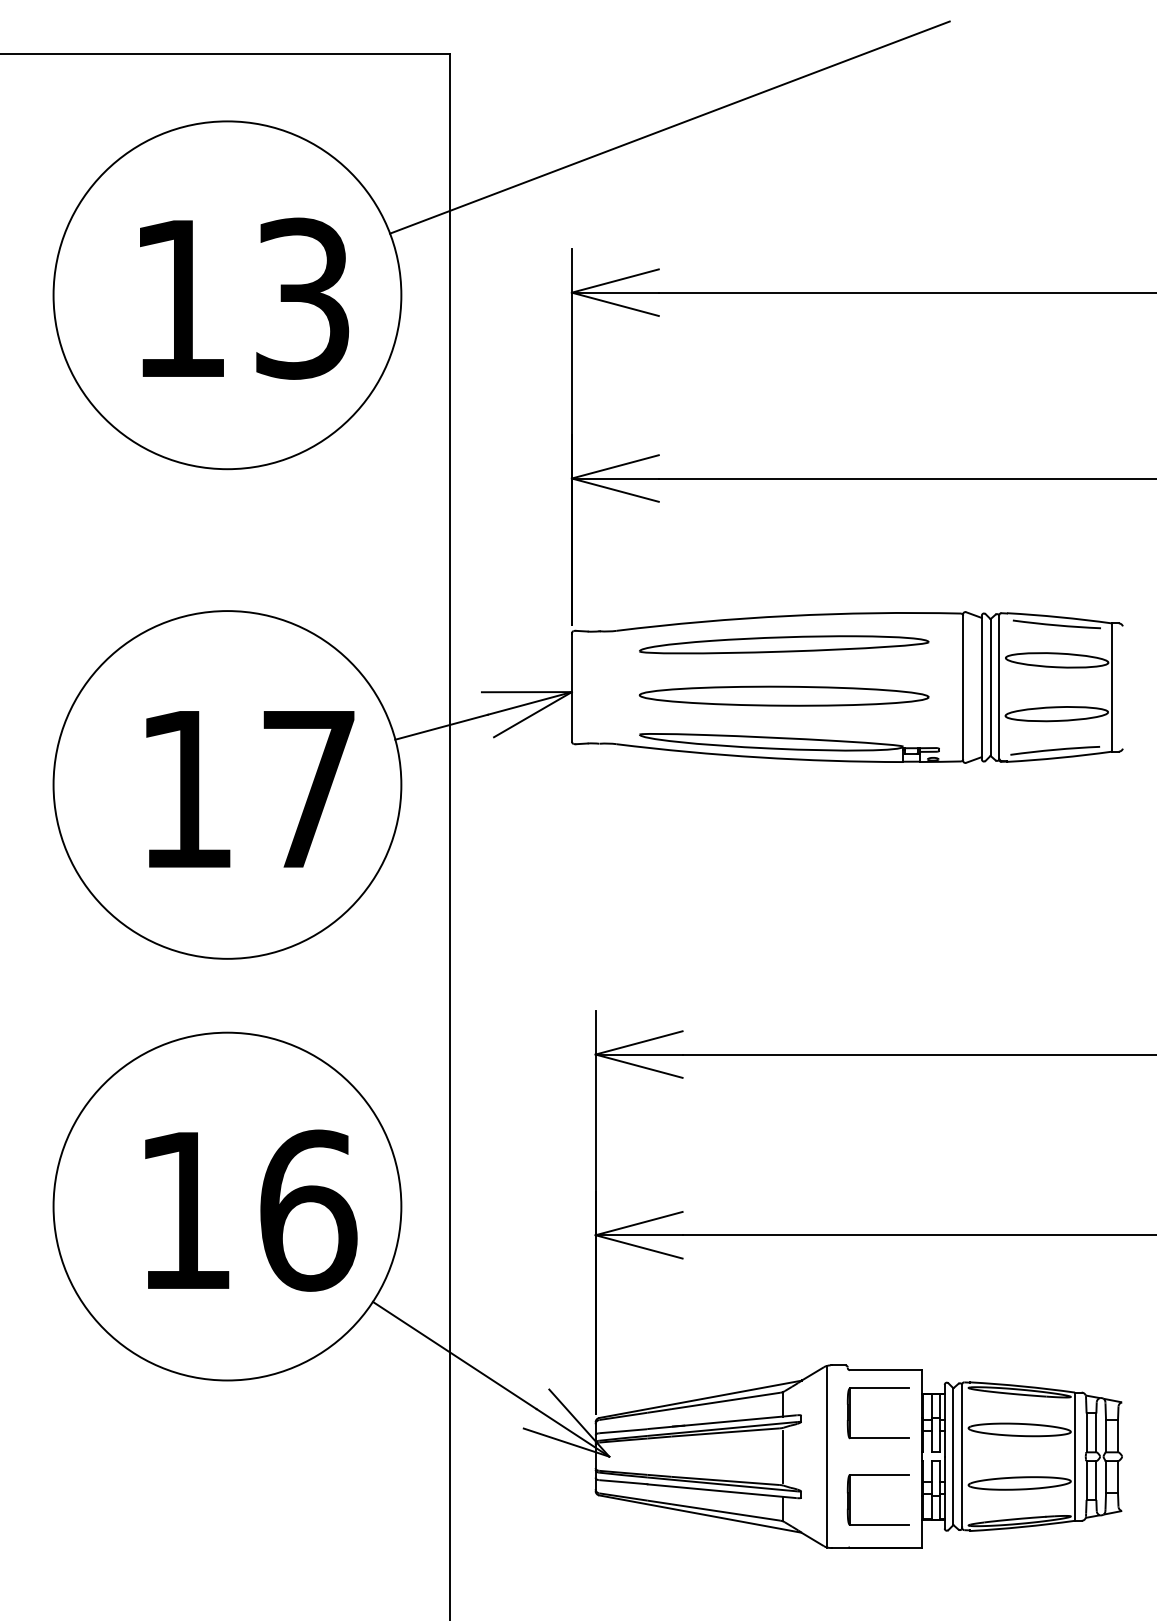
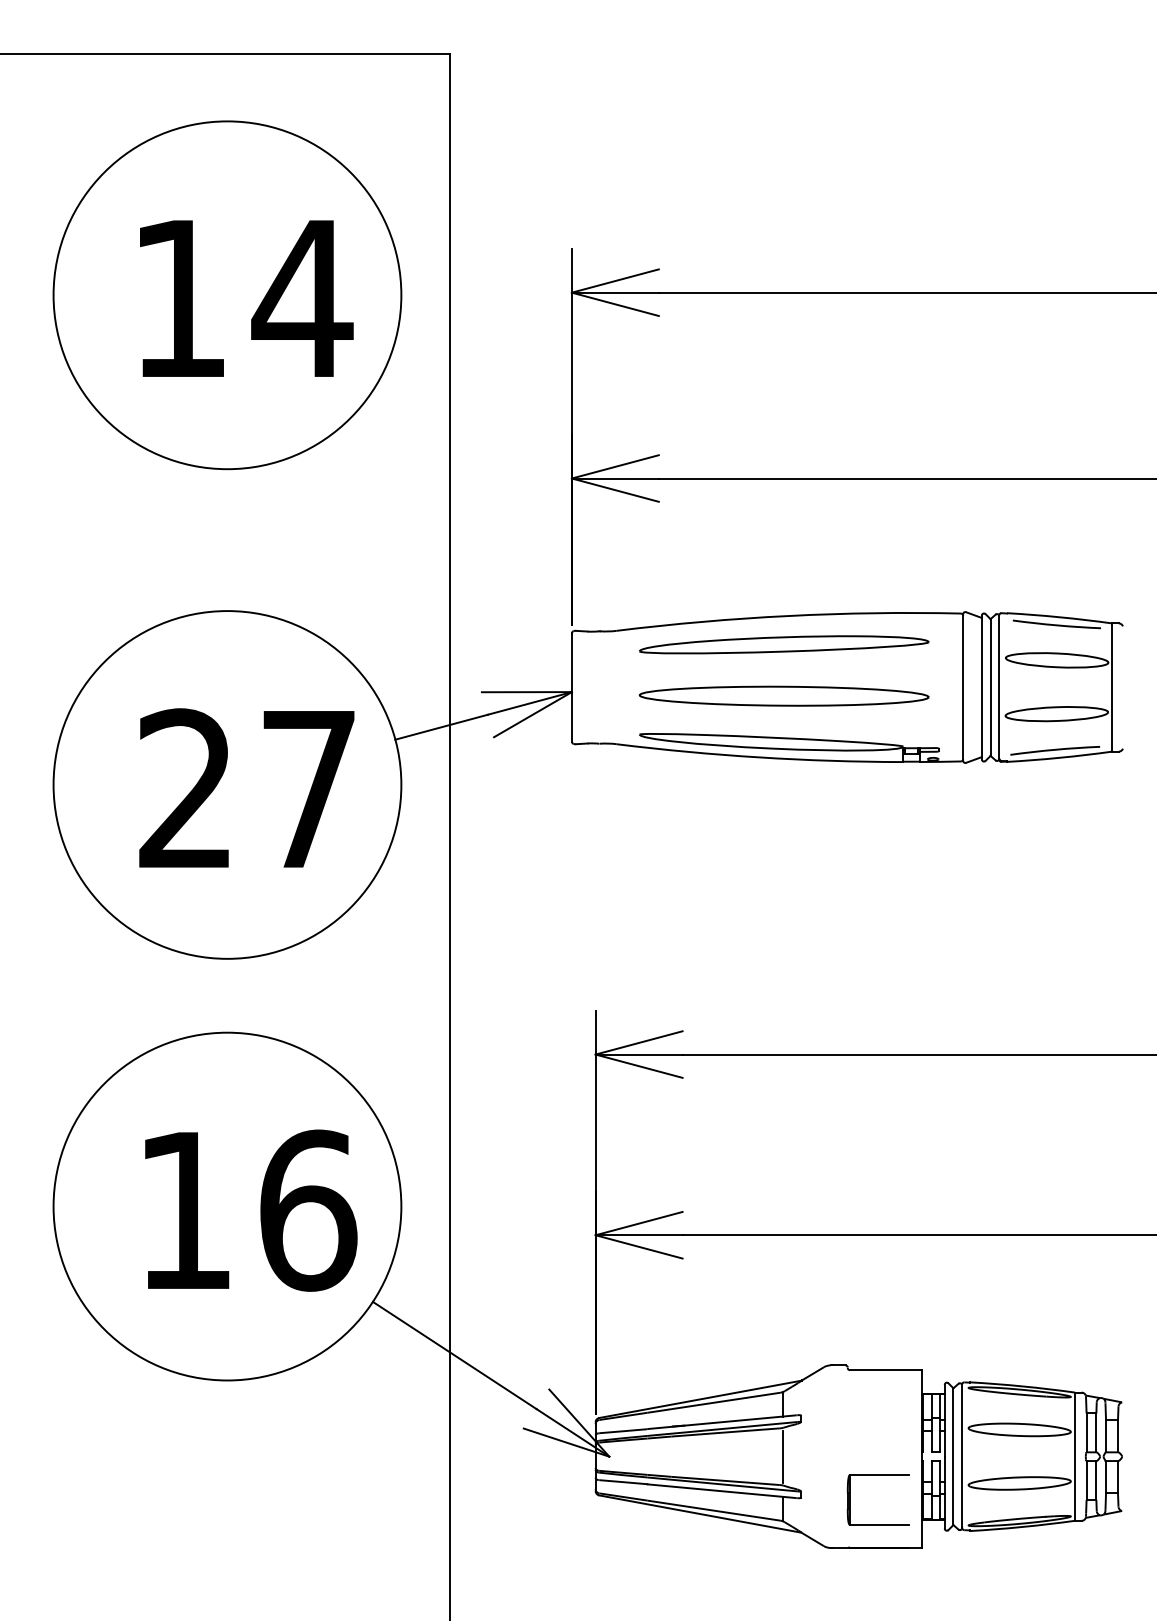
line: present -> none (669, 127)
text: 13 -> 14 (302, 298)
text: 17 -> 27 (184, 787)
part: present -> none (877, 1437)
line: present -> none (827, 1456)
